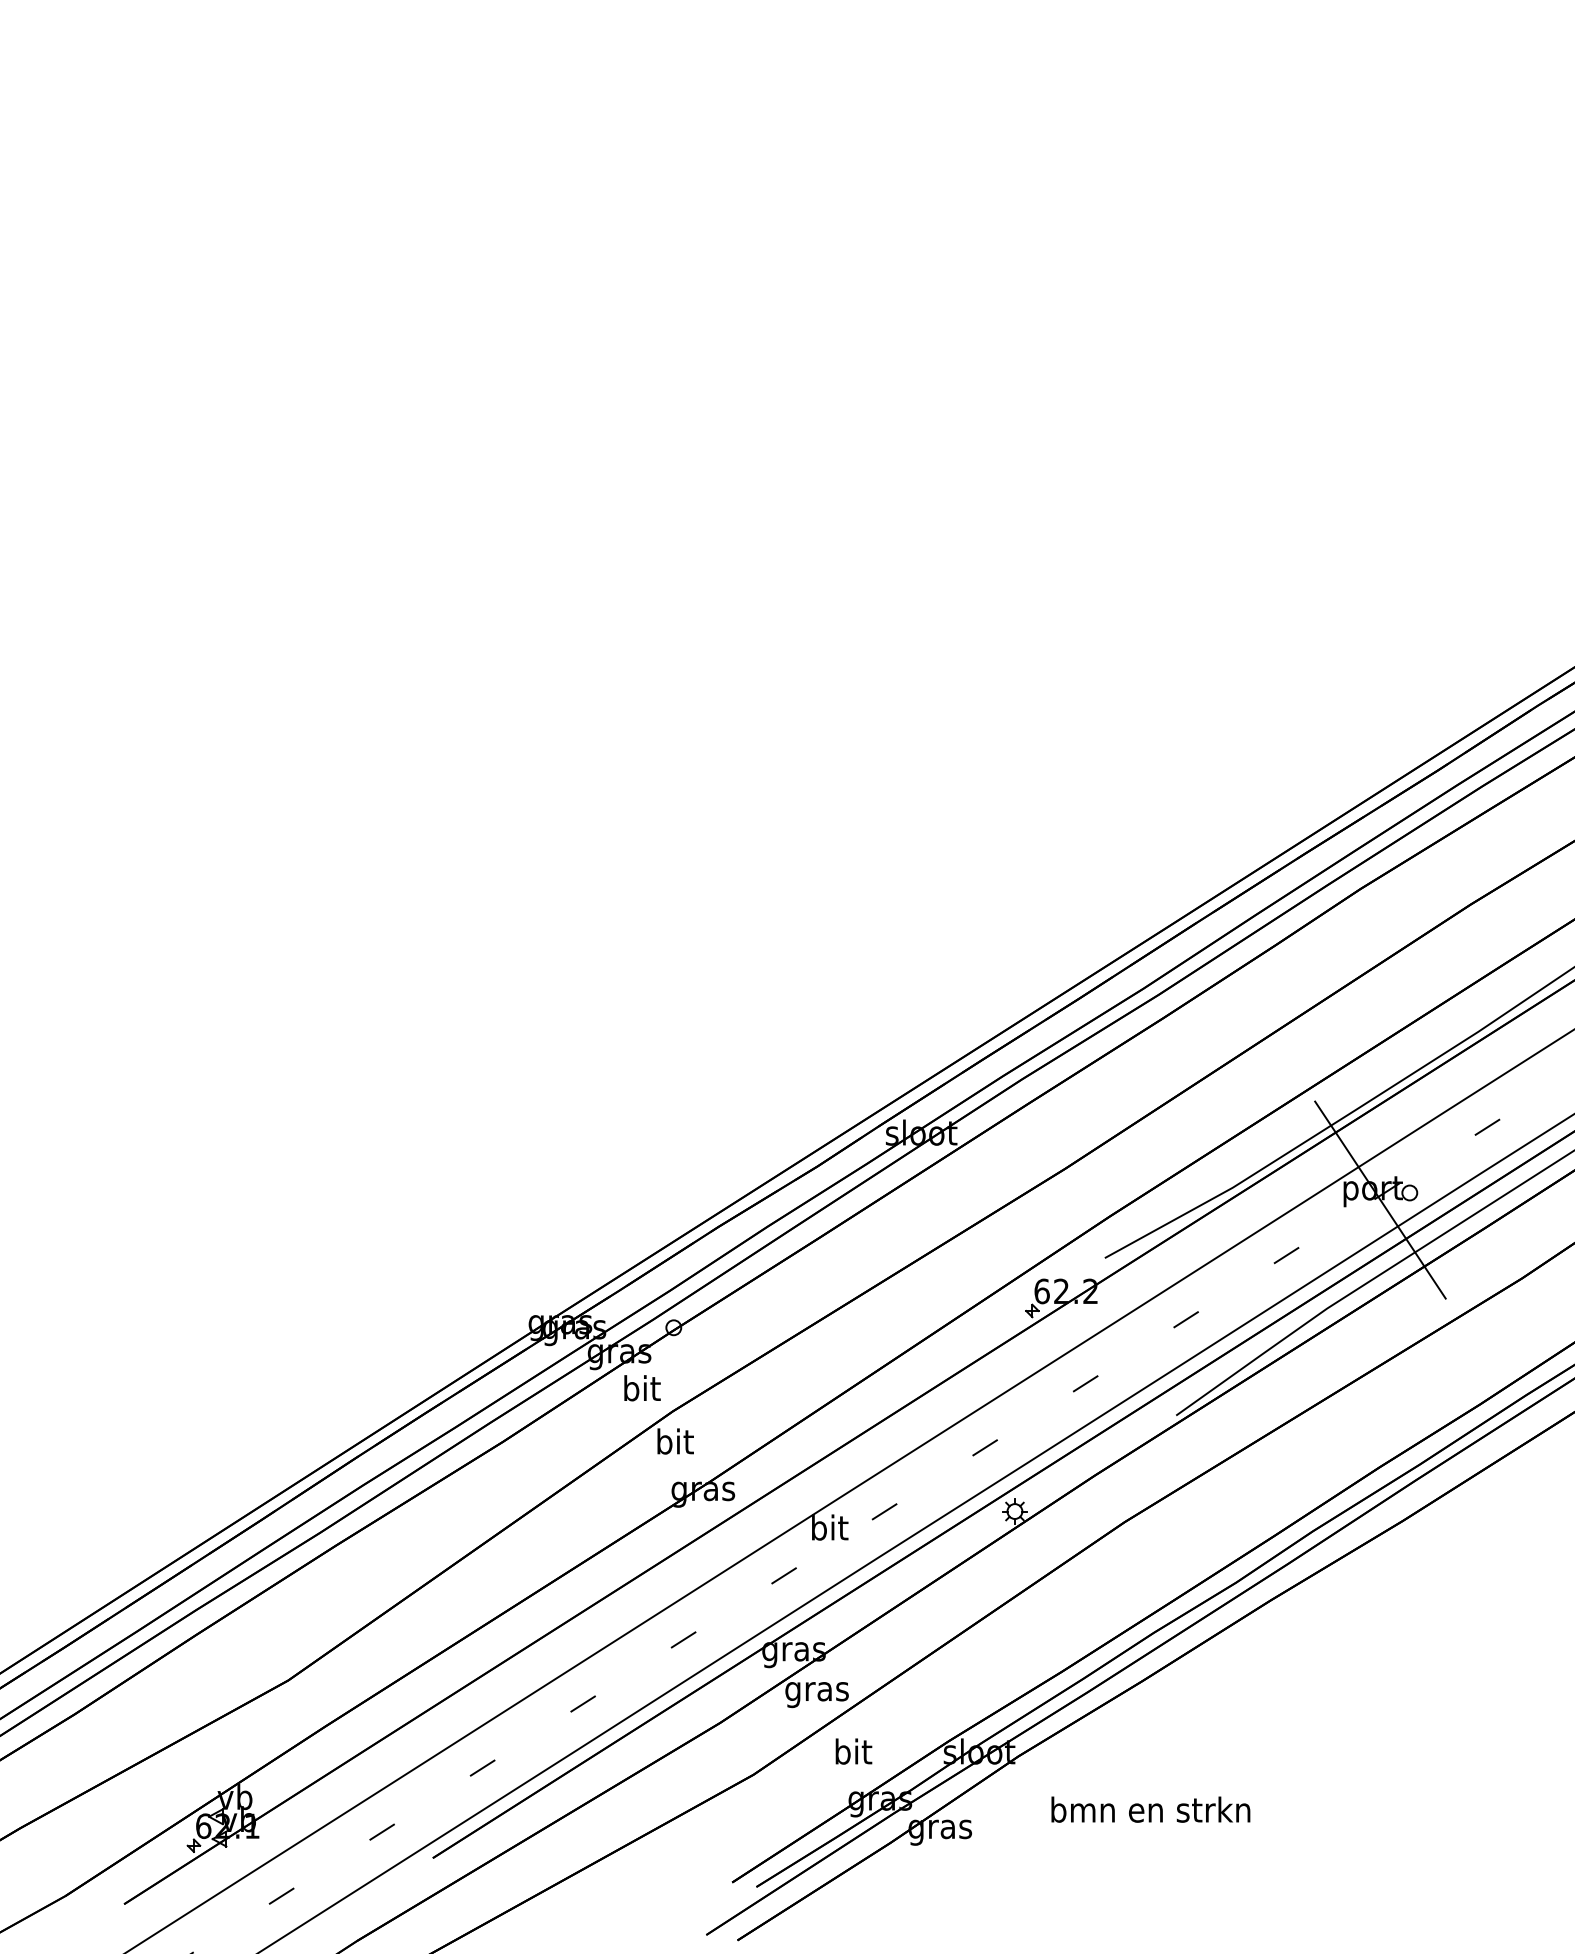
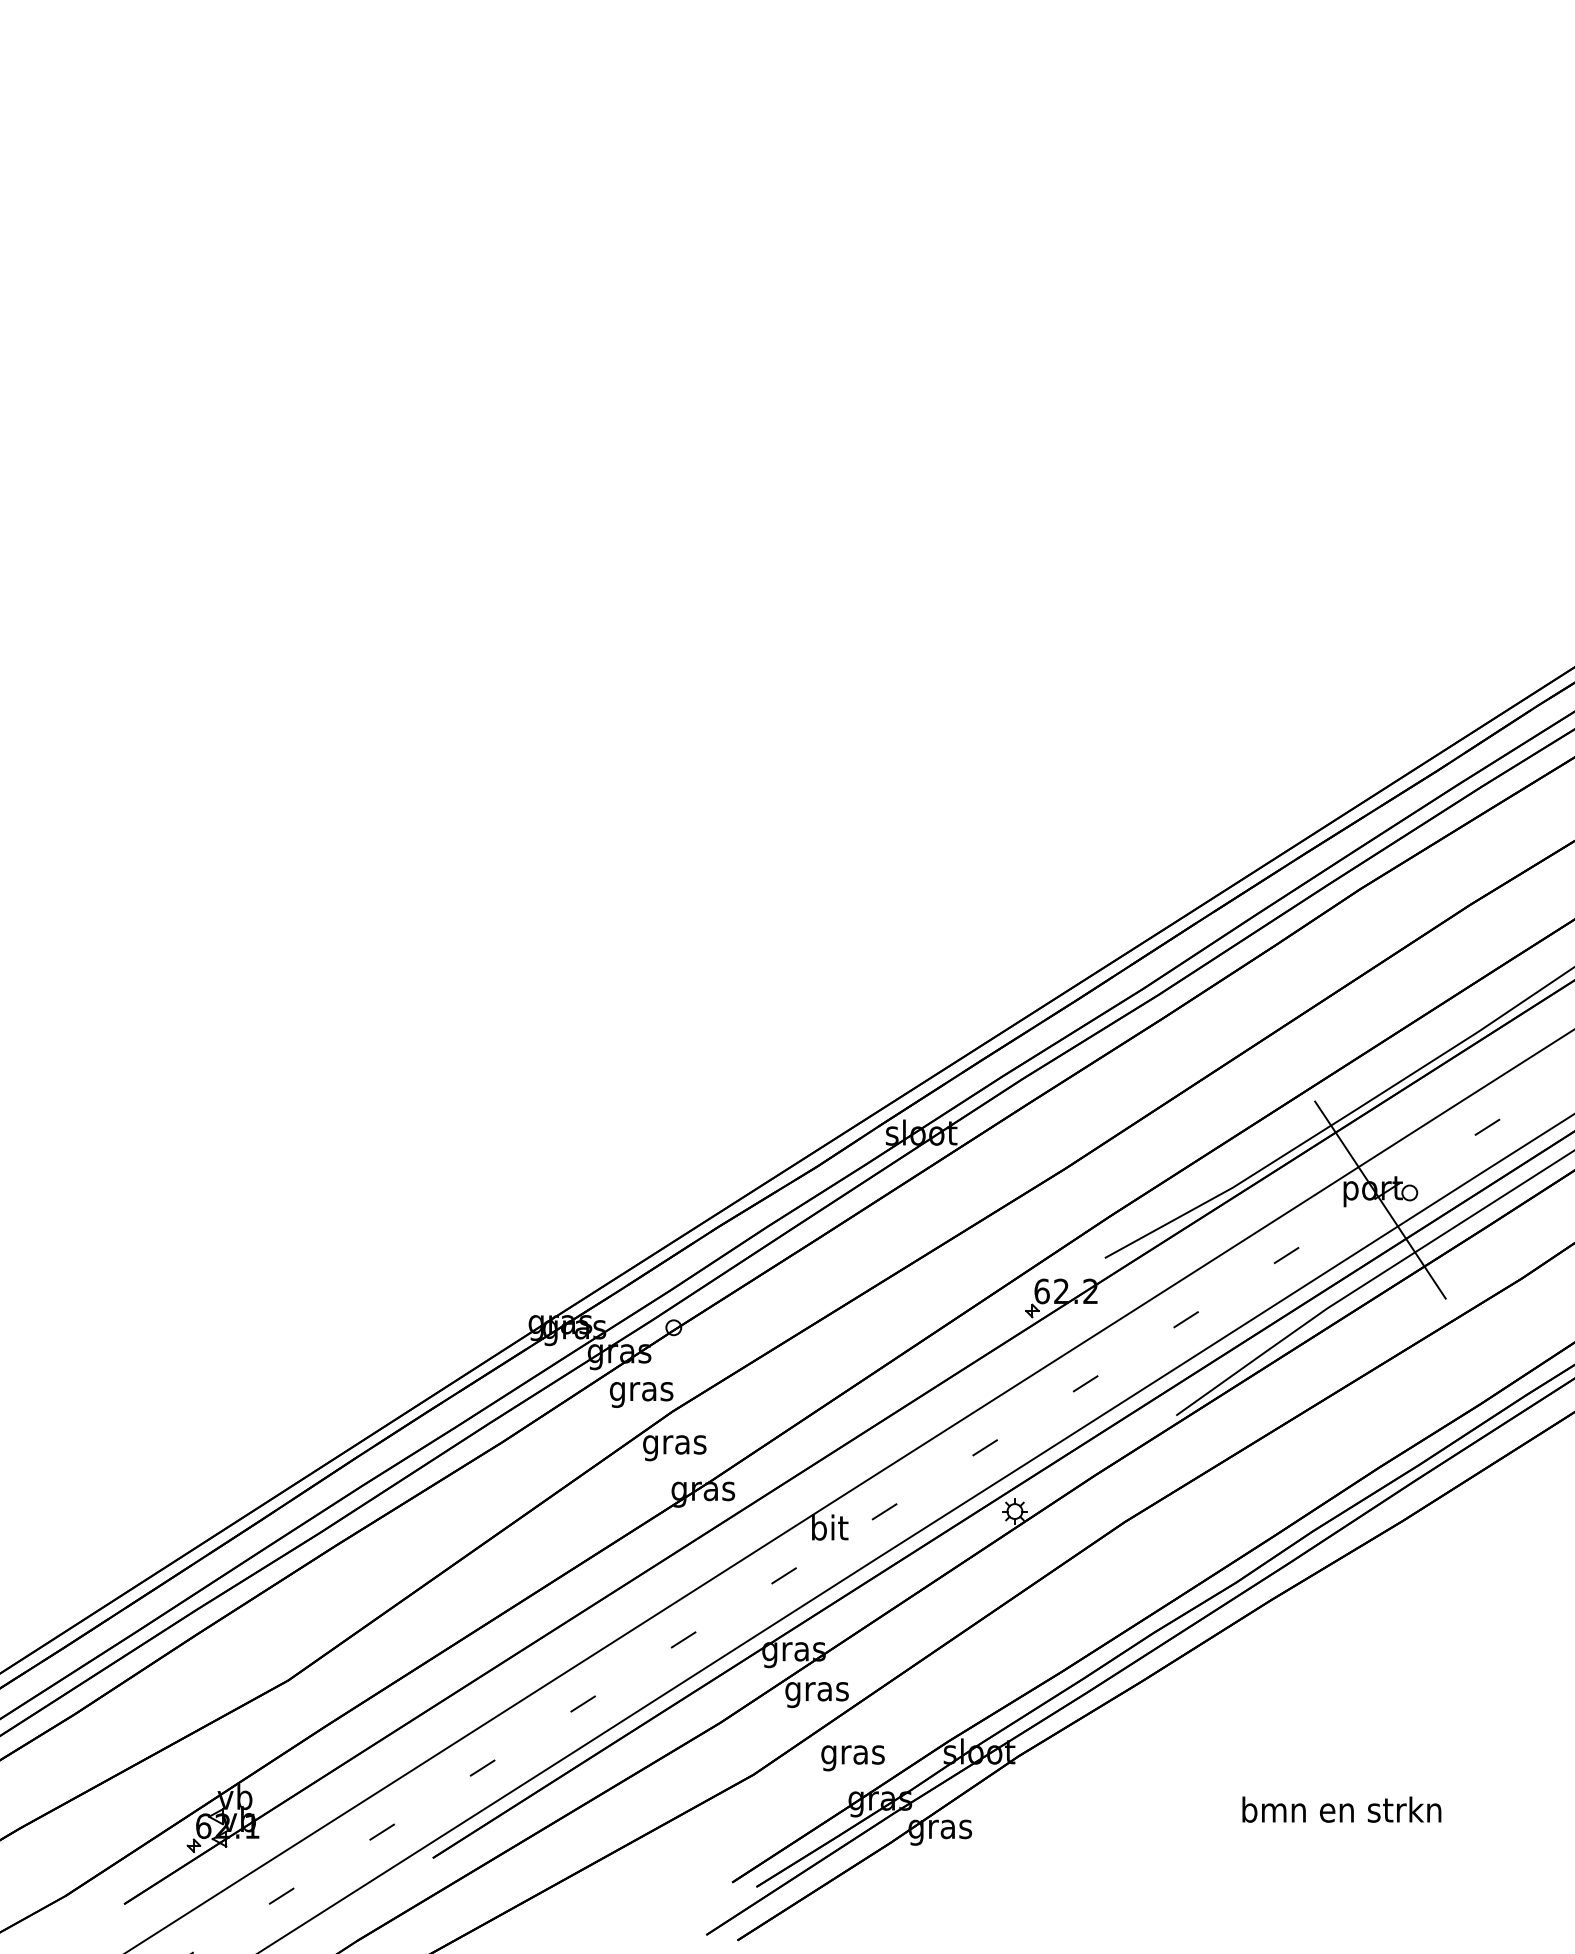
text: bit -> gras (641, 1391)
text: bit -> gras (674, 1444)
text: bit -> gras (852, 1754)
text position: (1150, 1809) -> (1341, 1809) (1341, 1809)
